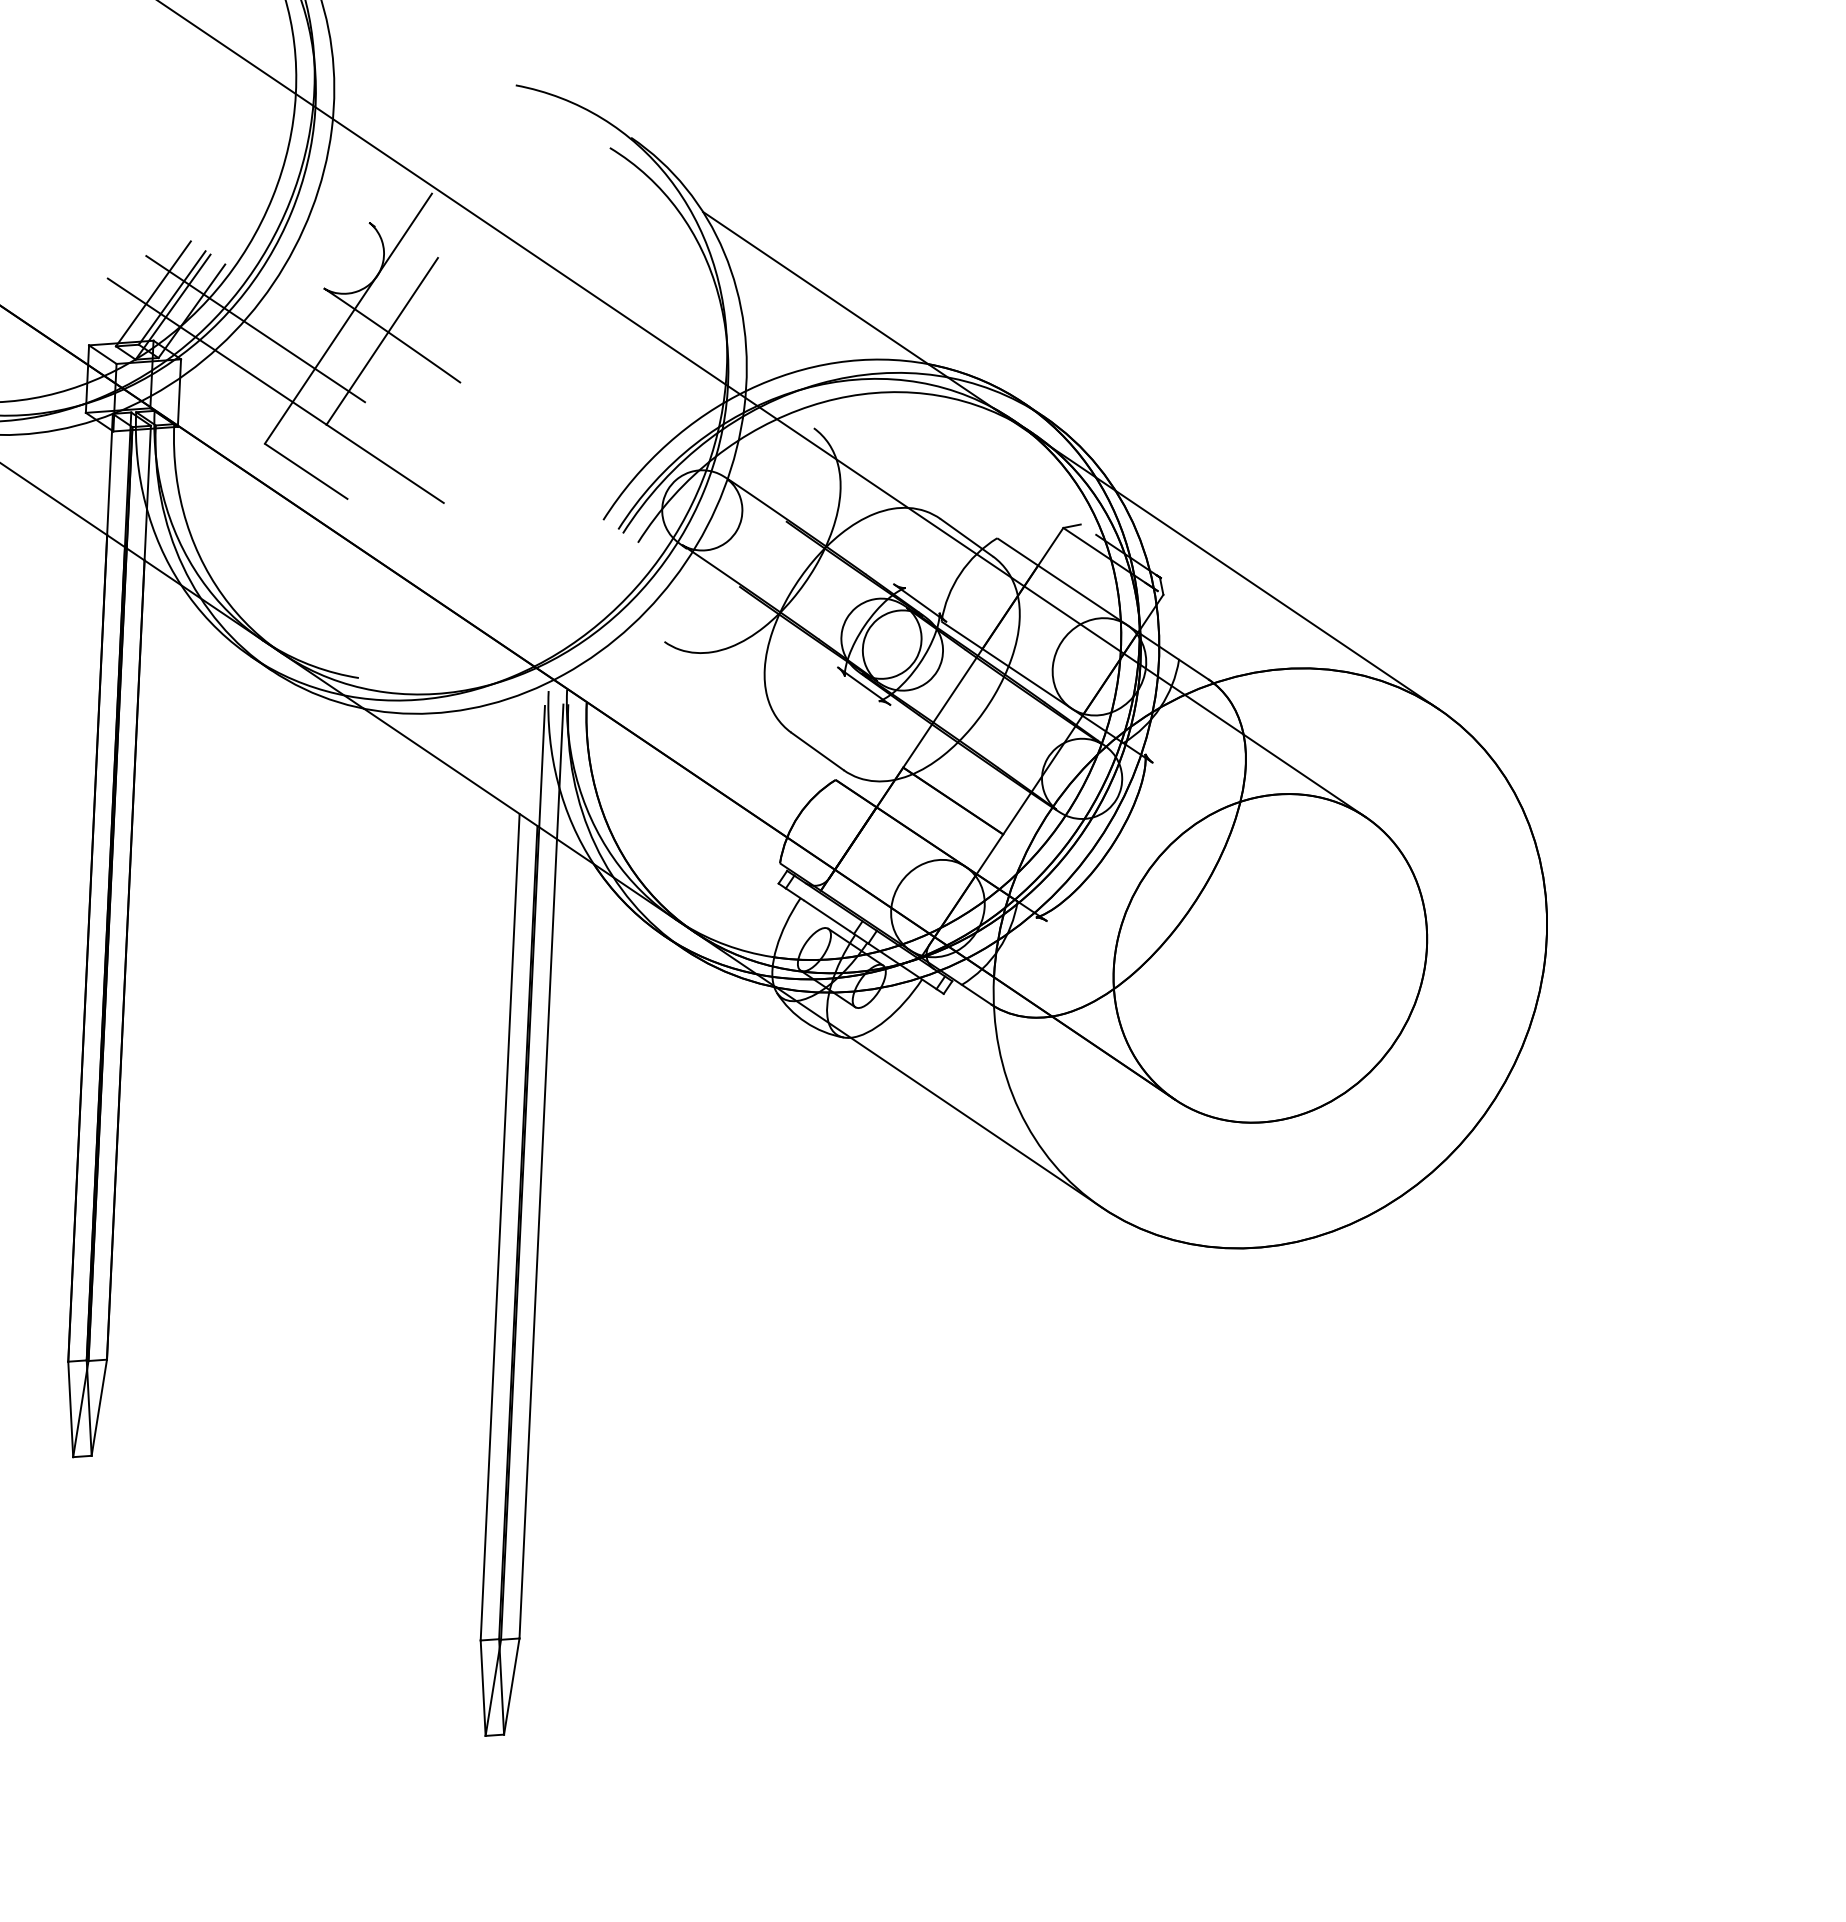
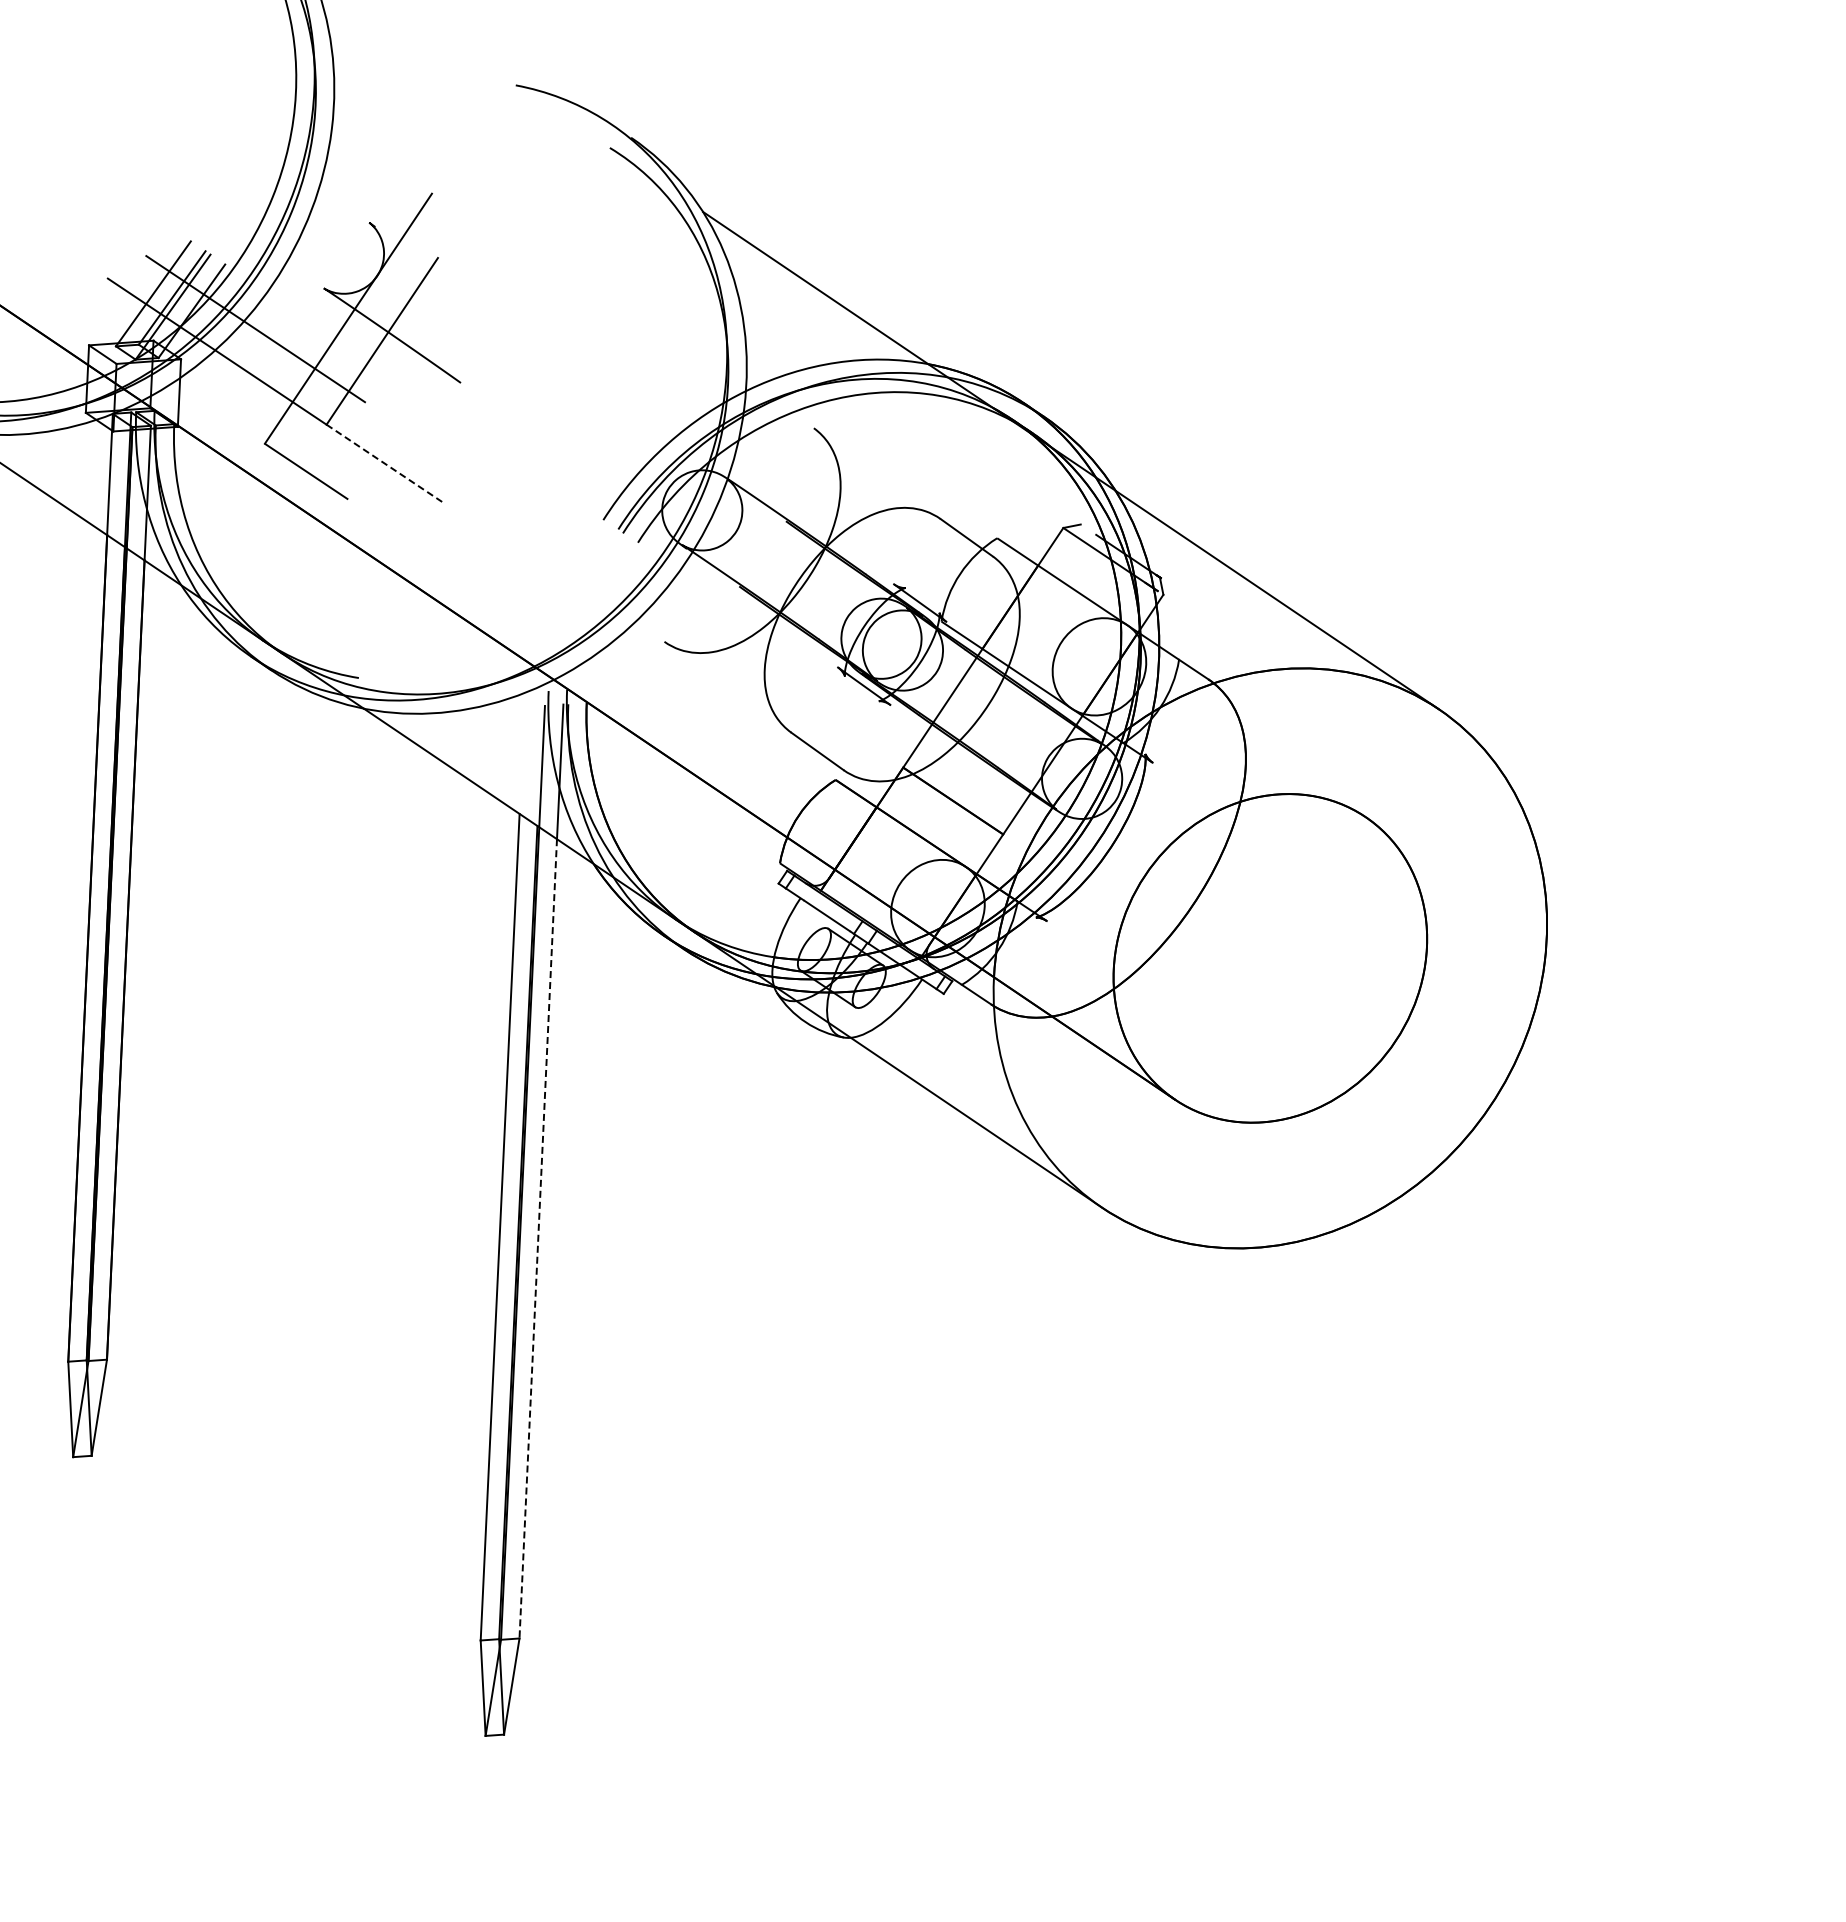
line: present -> none (762, 409)
line: solid -> dashed (385, 464)
line: solid -> dashed (538, 1239)
